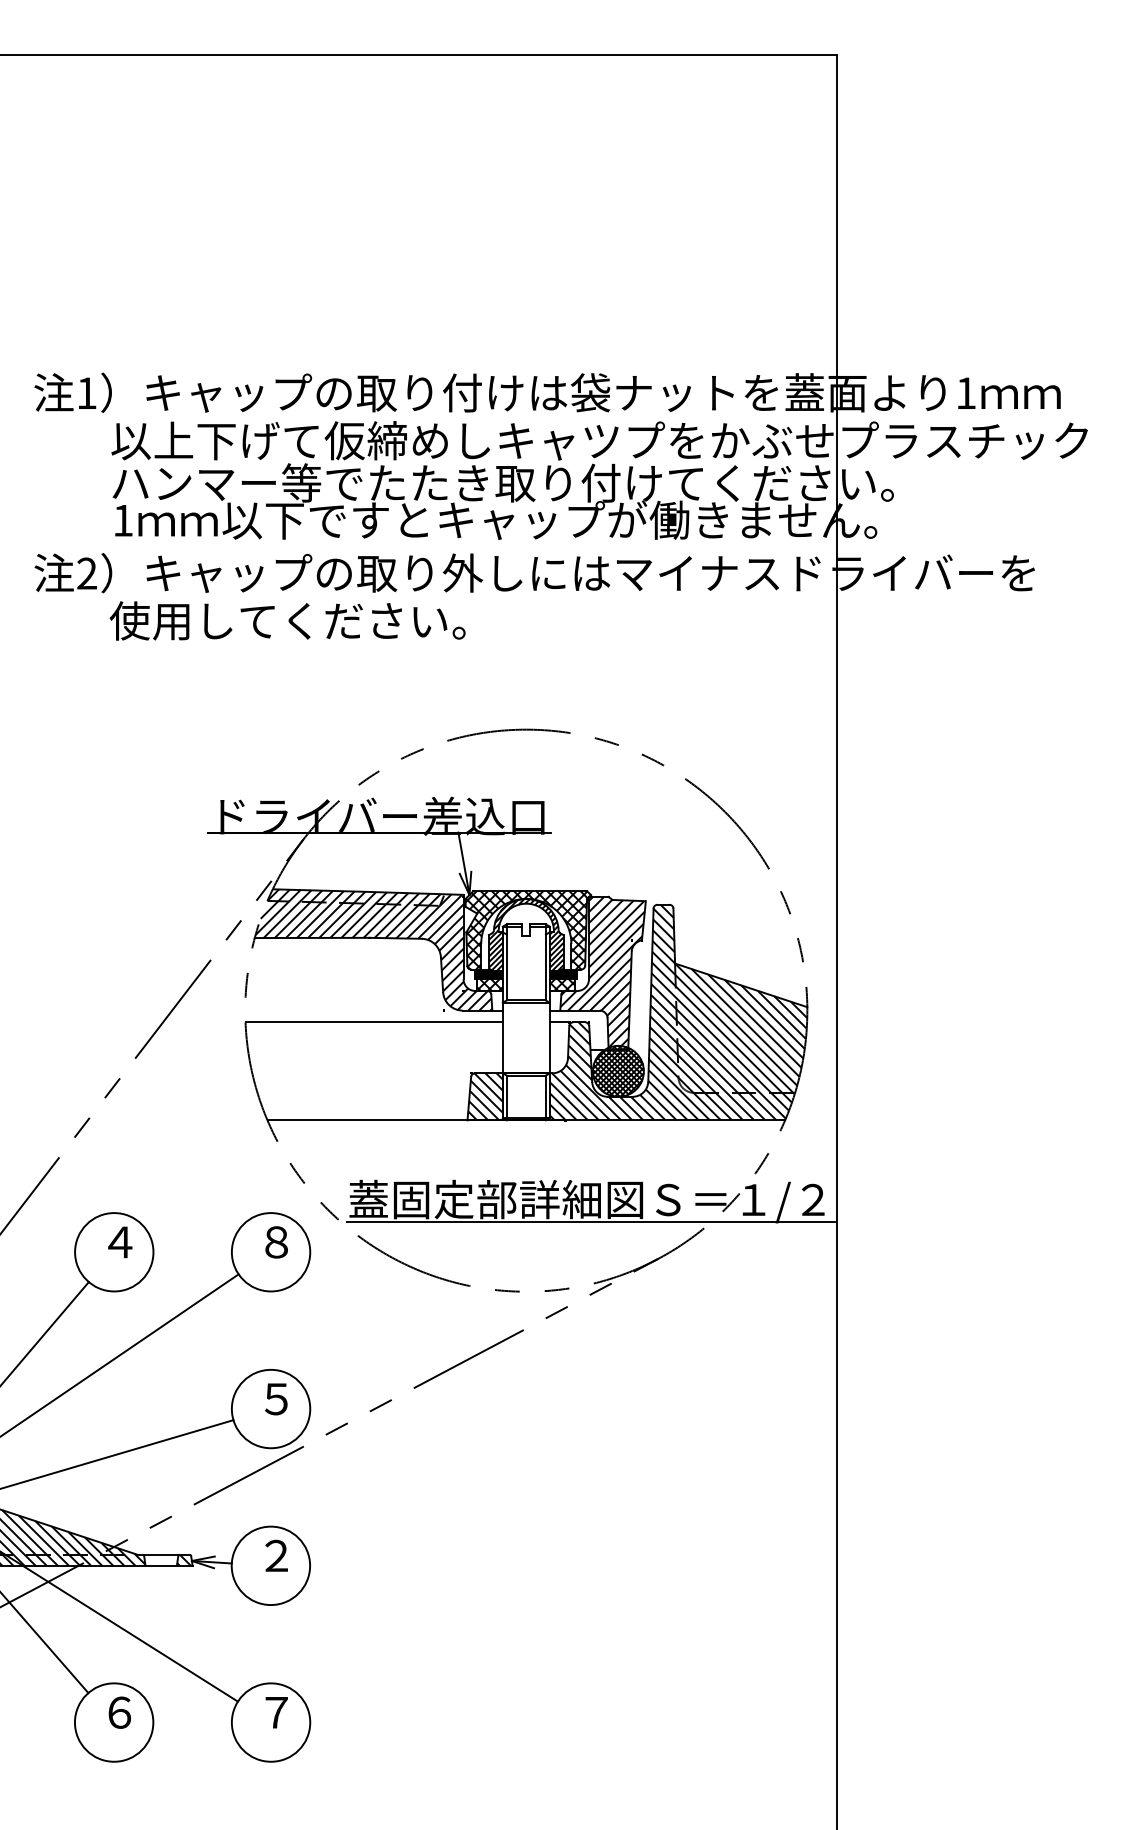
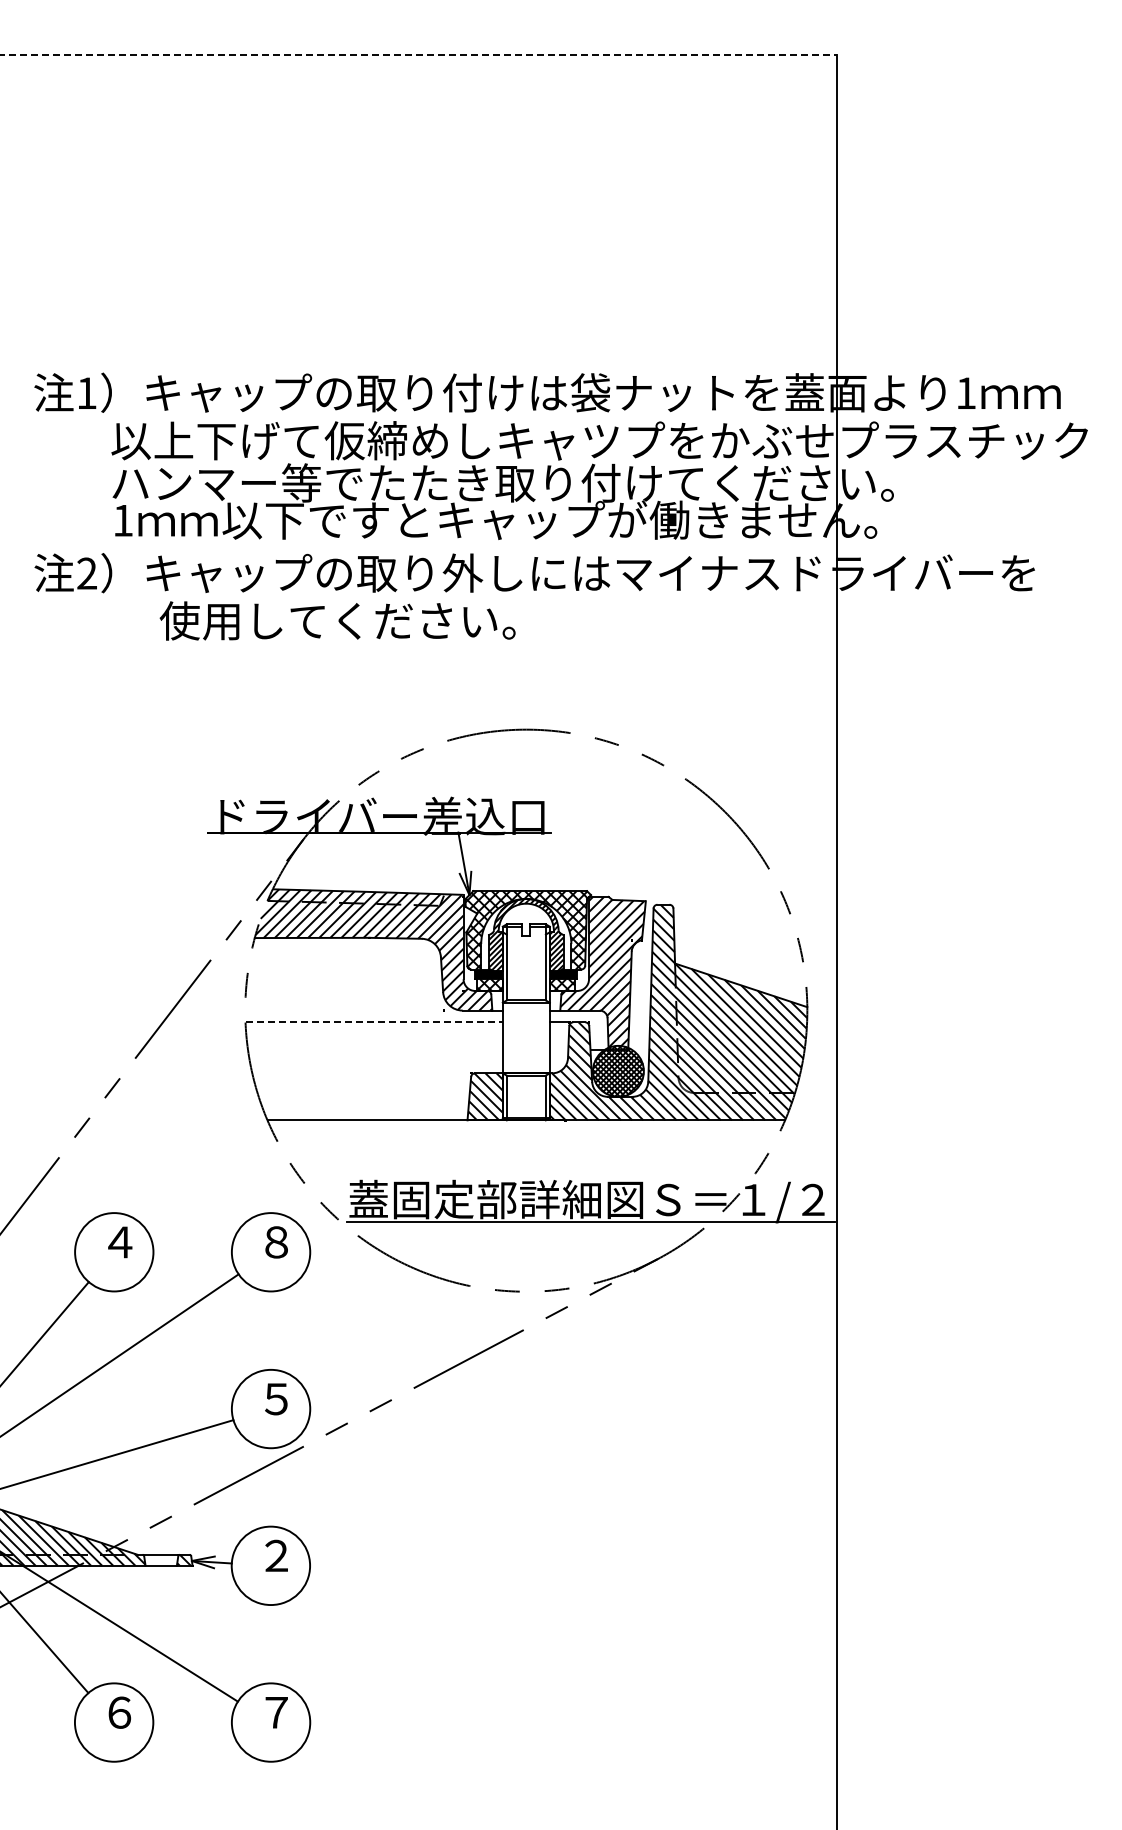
line: solid -> dashed (418, 54)
text position: (287, 620) -> (337, 620) (337, 620)
line: solid -> dashed (374, 1022)
